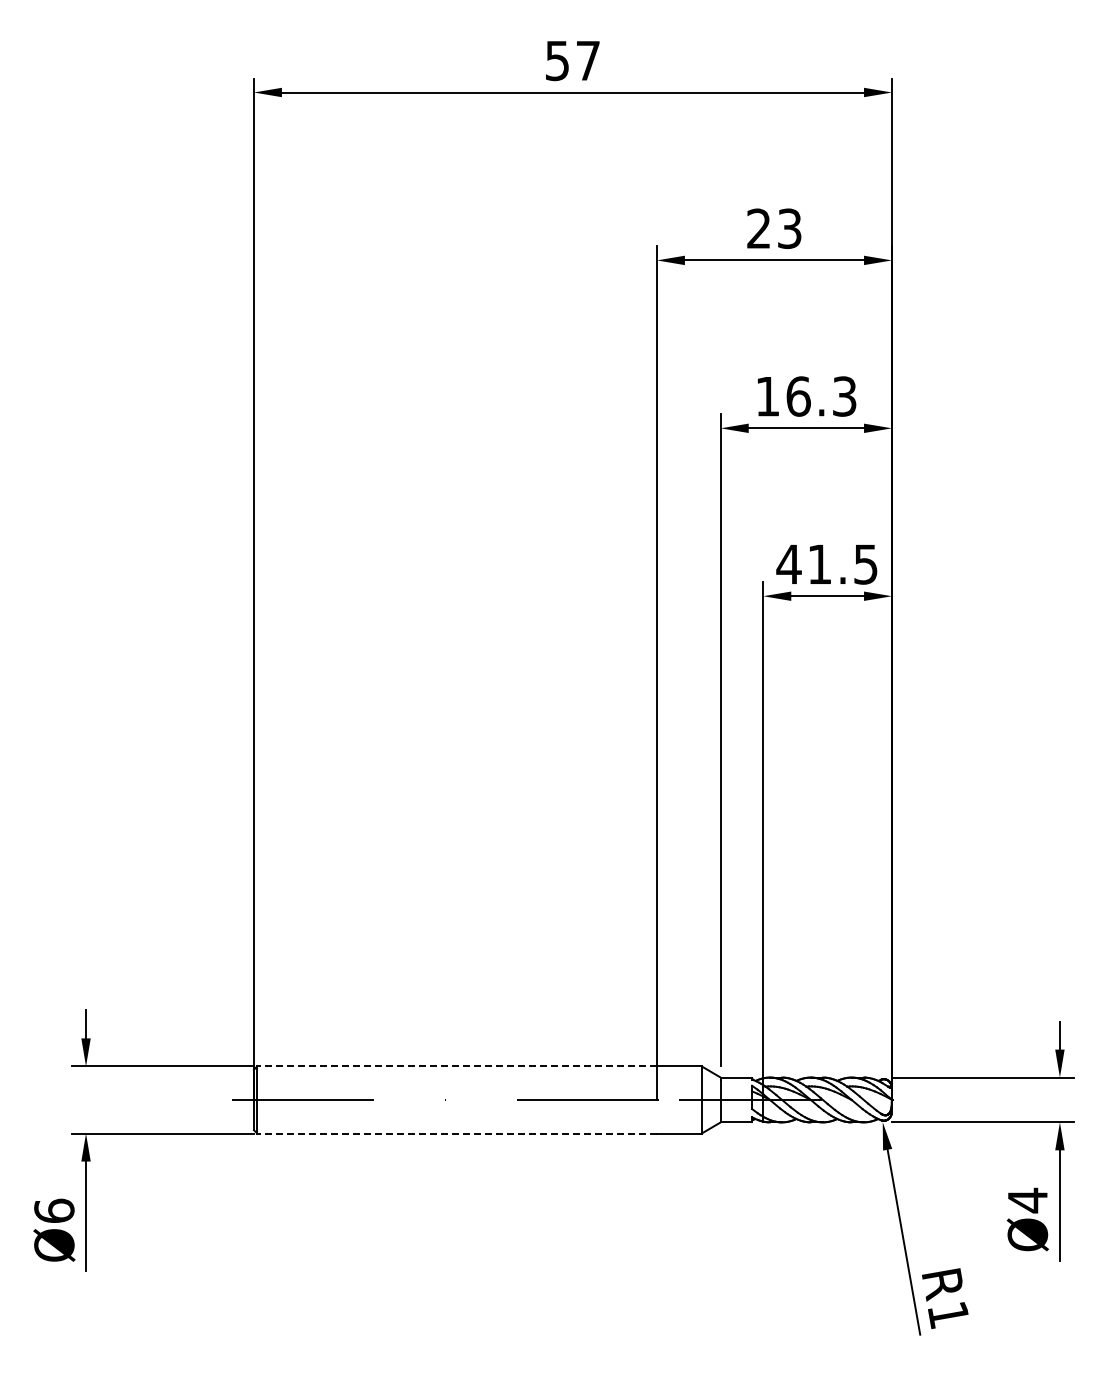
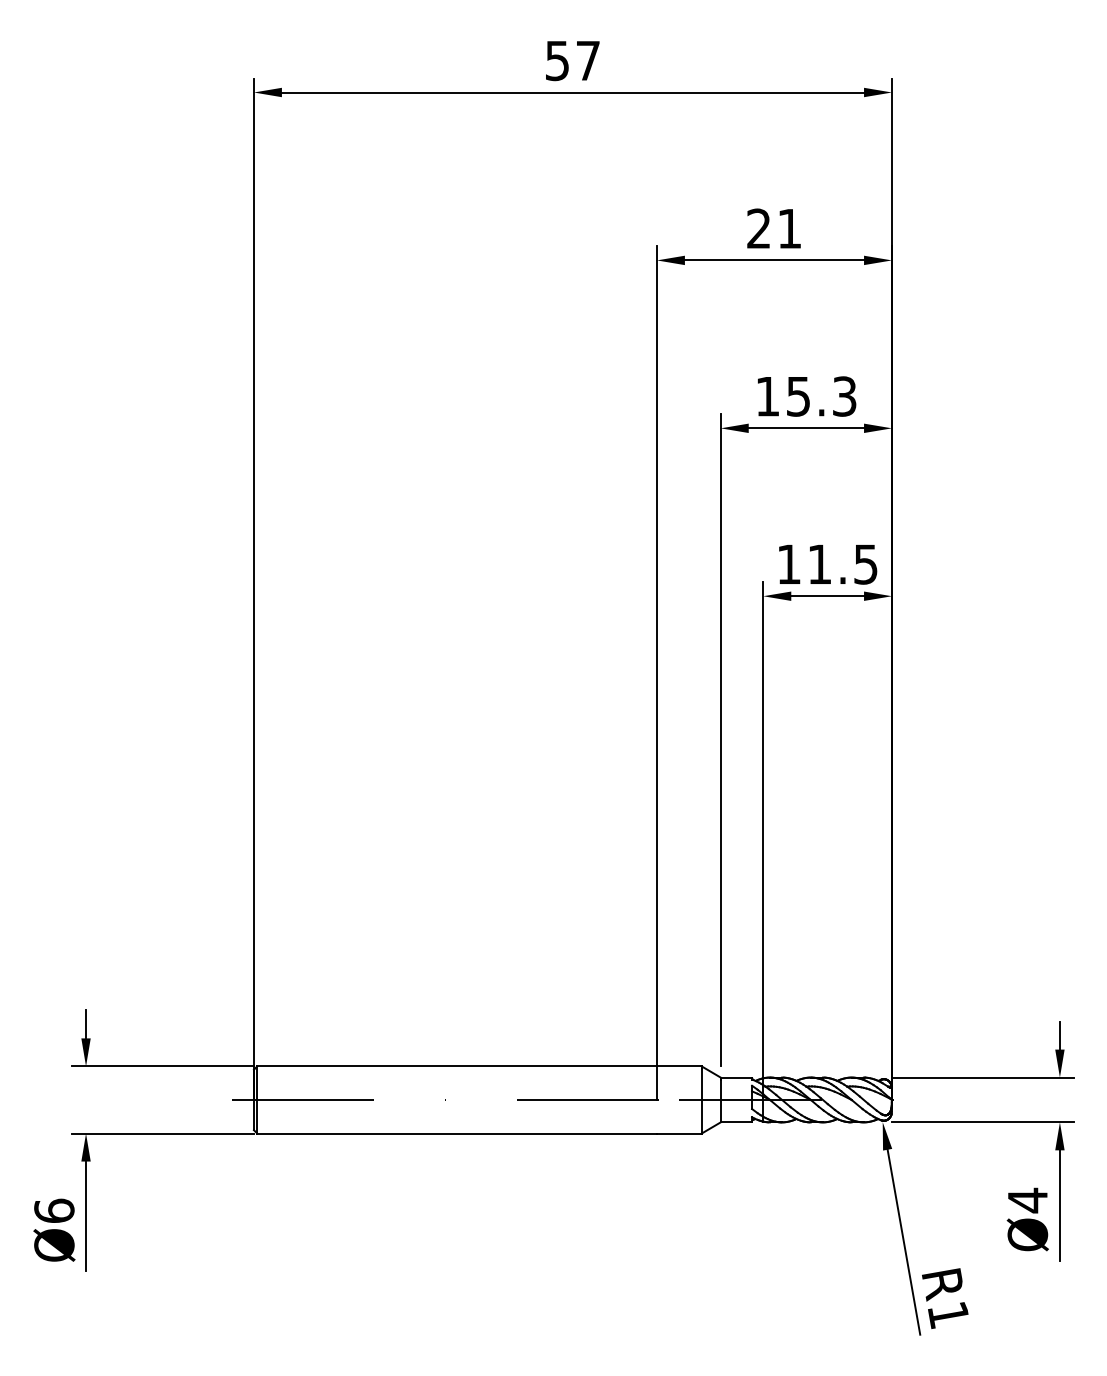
text: 23 -> 21 (789, 228)
text: 16.3 -> 15.3 (798, 396)
text: 41.5 -> 11.5 (788, 563)
line: dashed -> solid (457, 1066)
line: dashed -> solid (457, 1133)
